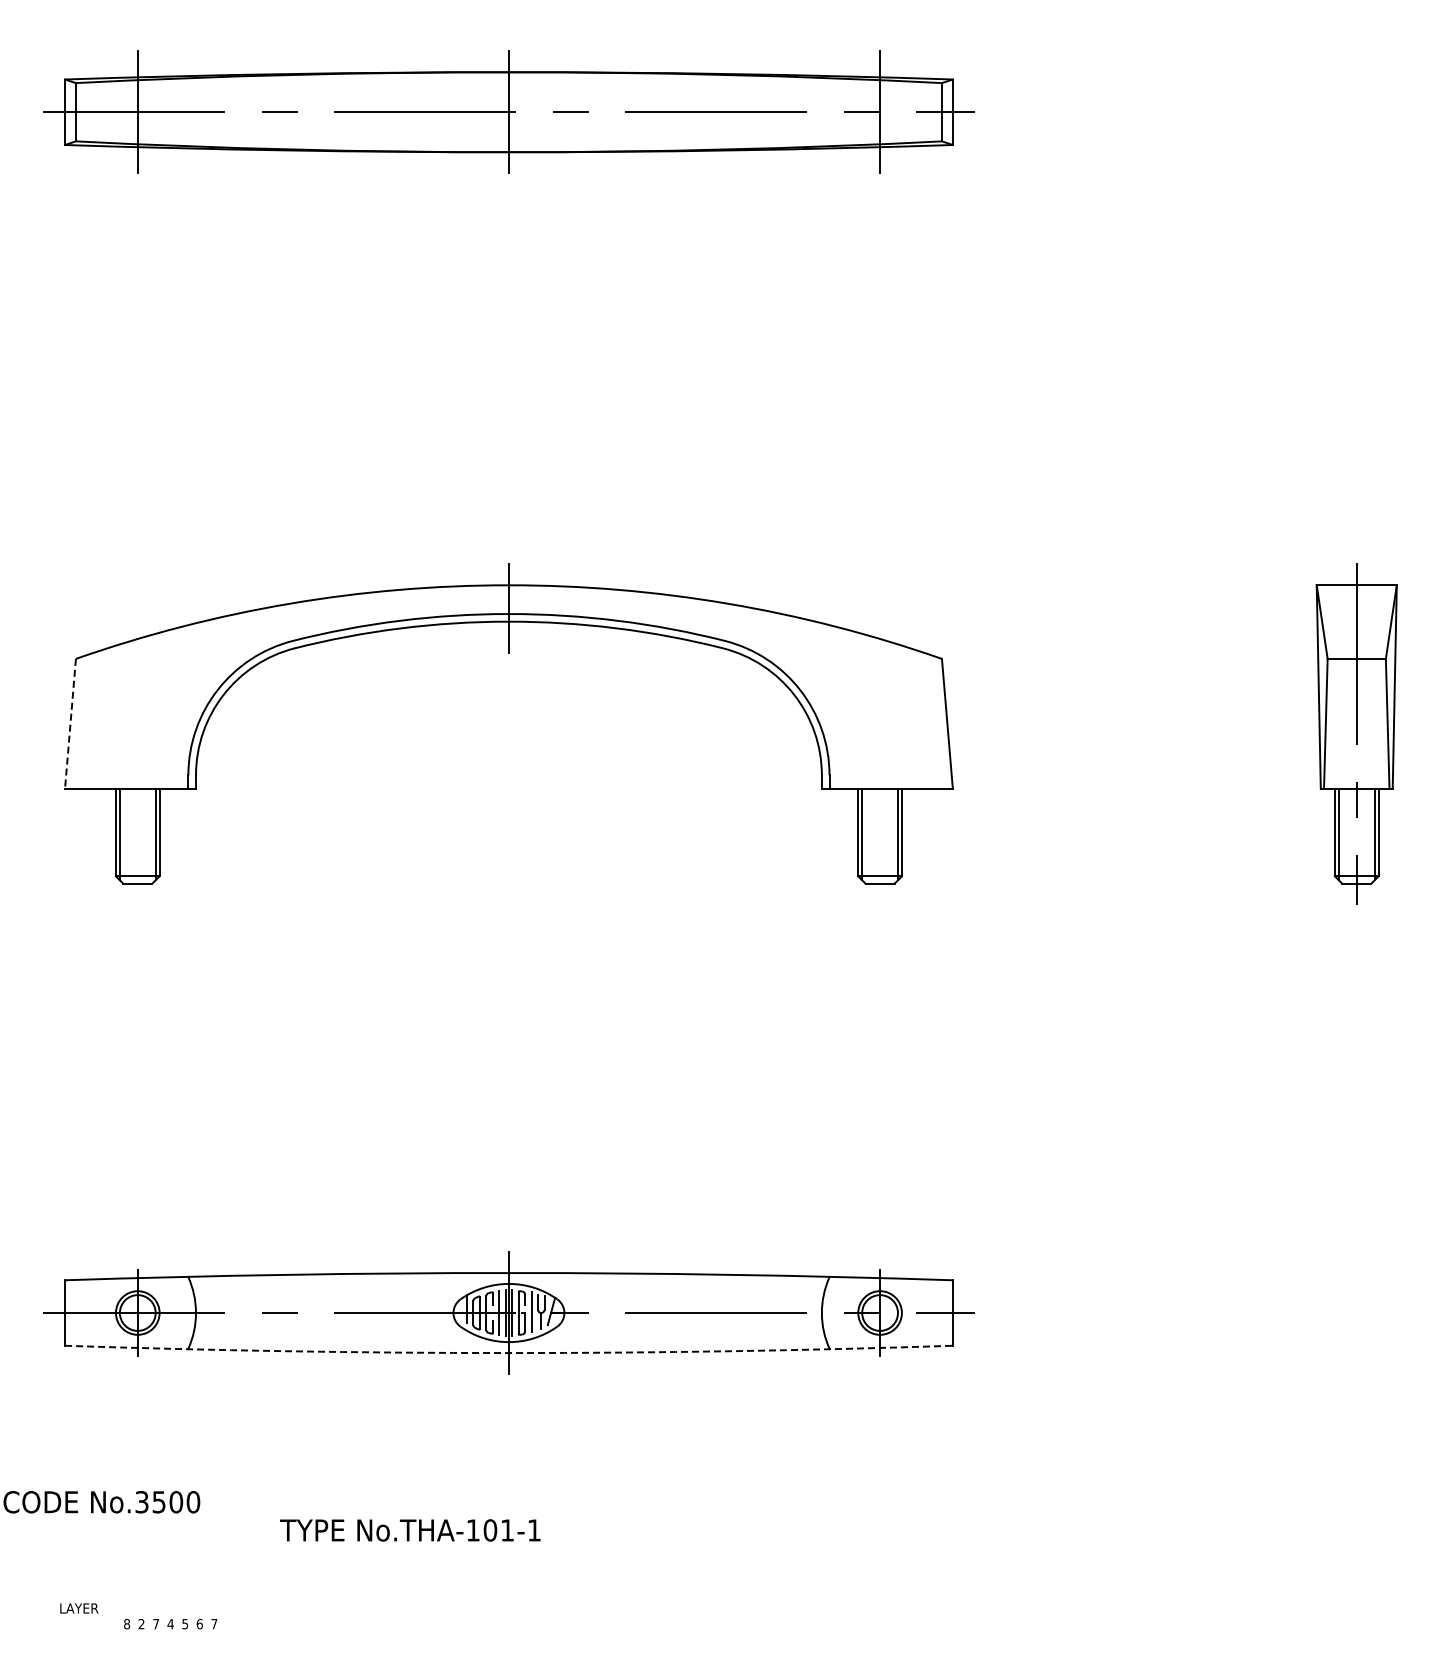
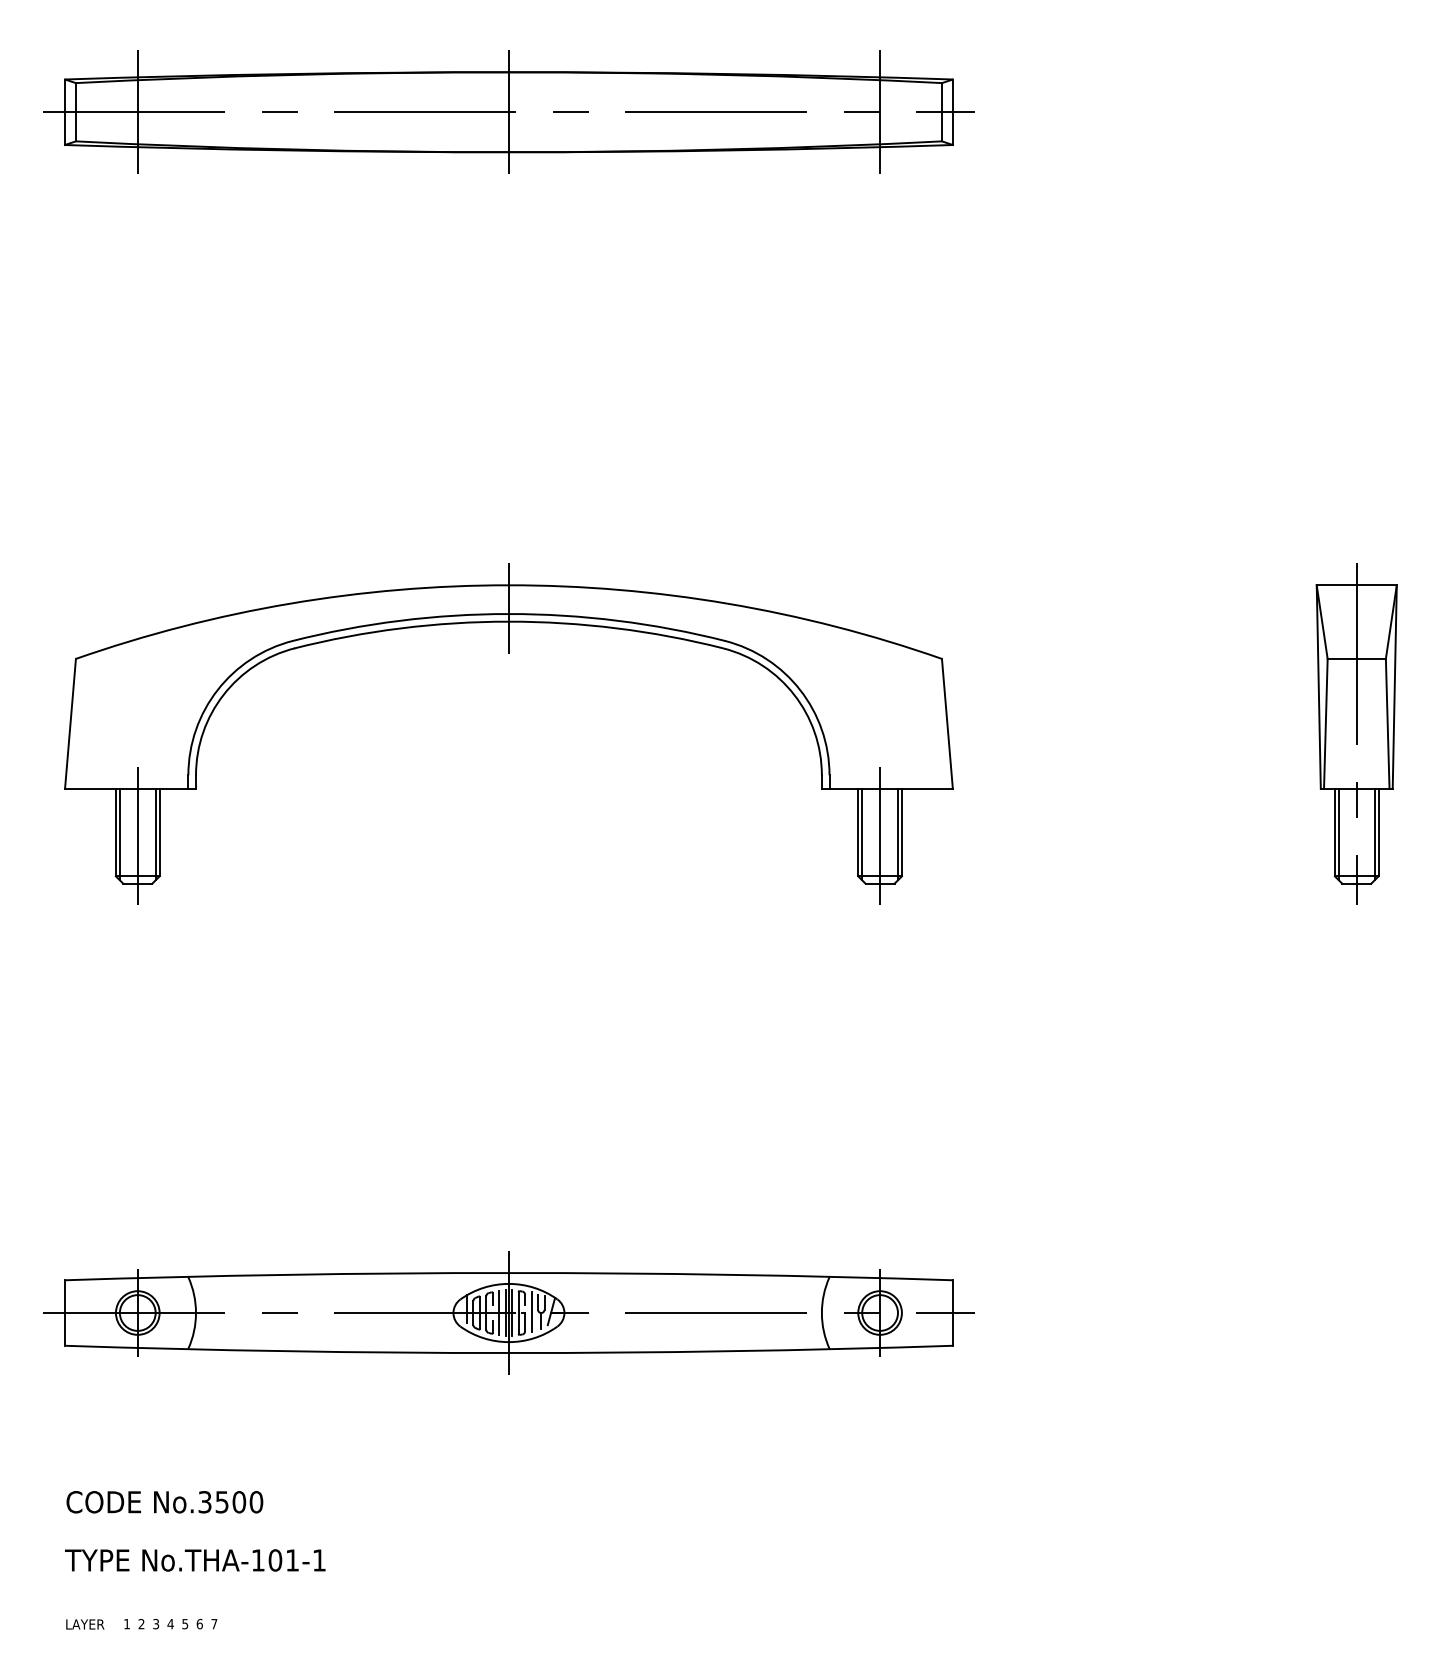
line: dashed -> solid (70, 724)
line: none -> present (137, 836)
line: none -> present (880, 836)
arc: dashed -> solid (508, 1353)
text position: (101, 1502) -> (164, 1502) (164, 1502)
text position: (410, 1530) -> (195, 1560) (195, 1560)
text position: (79, 1608) -> (85, 1624) (85, 1624)
text: 7 -> 3 (156, 1623)
text: 8 -> 1 (127, 1624)
